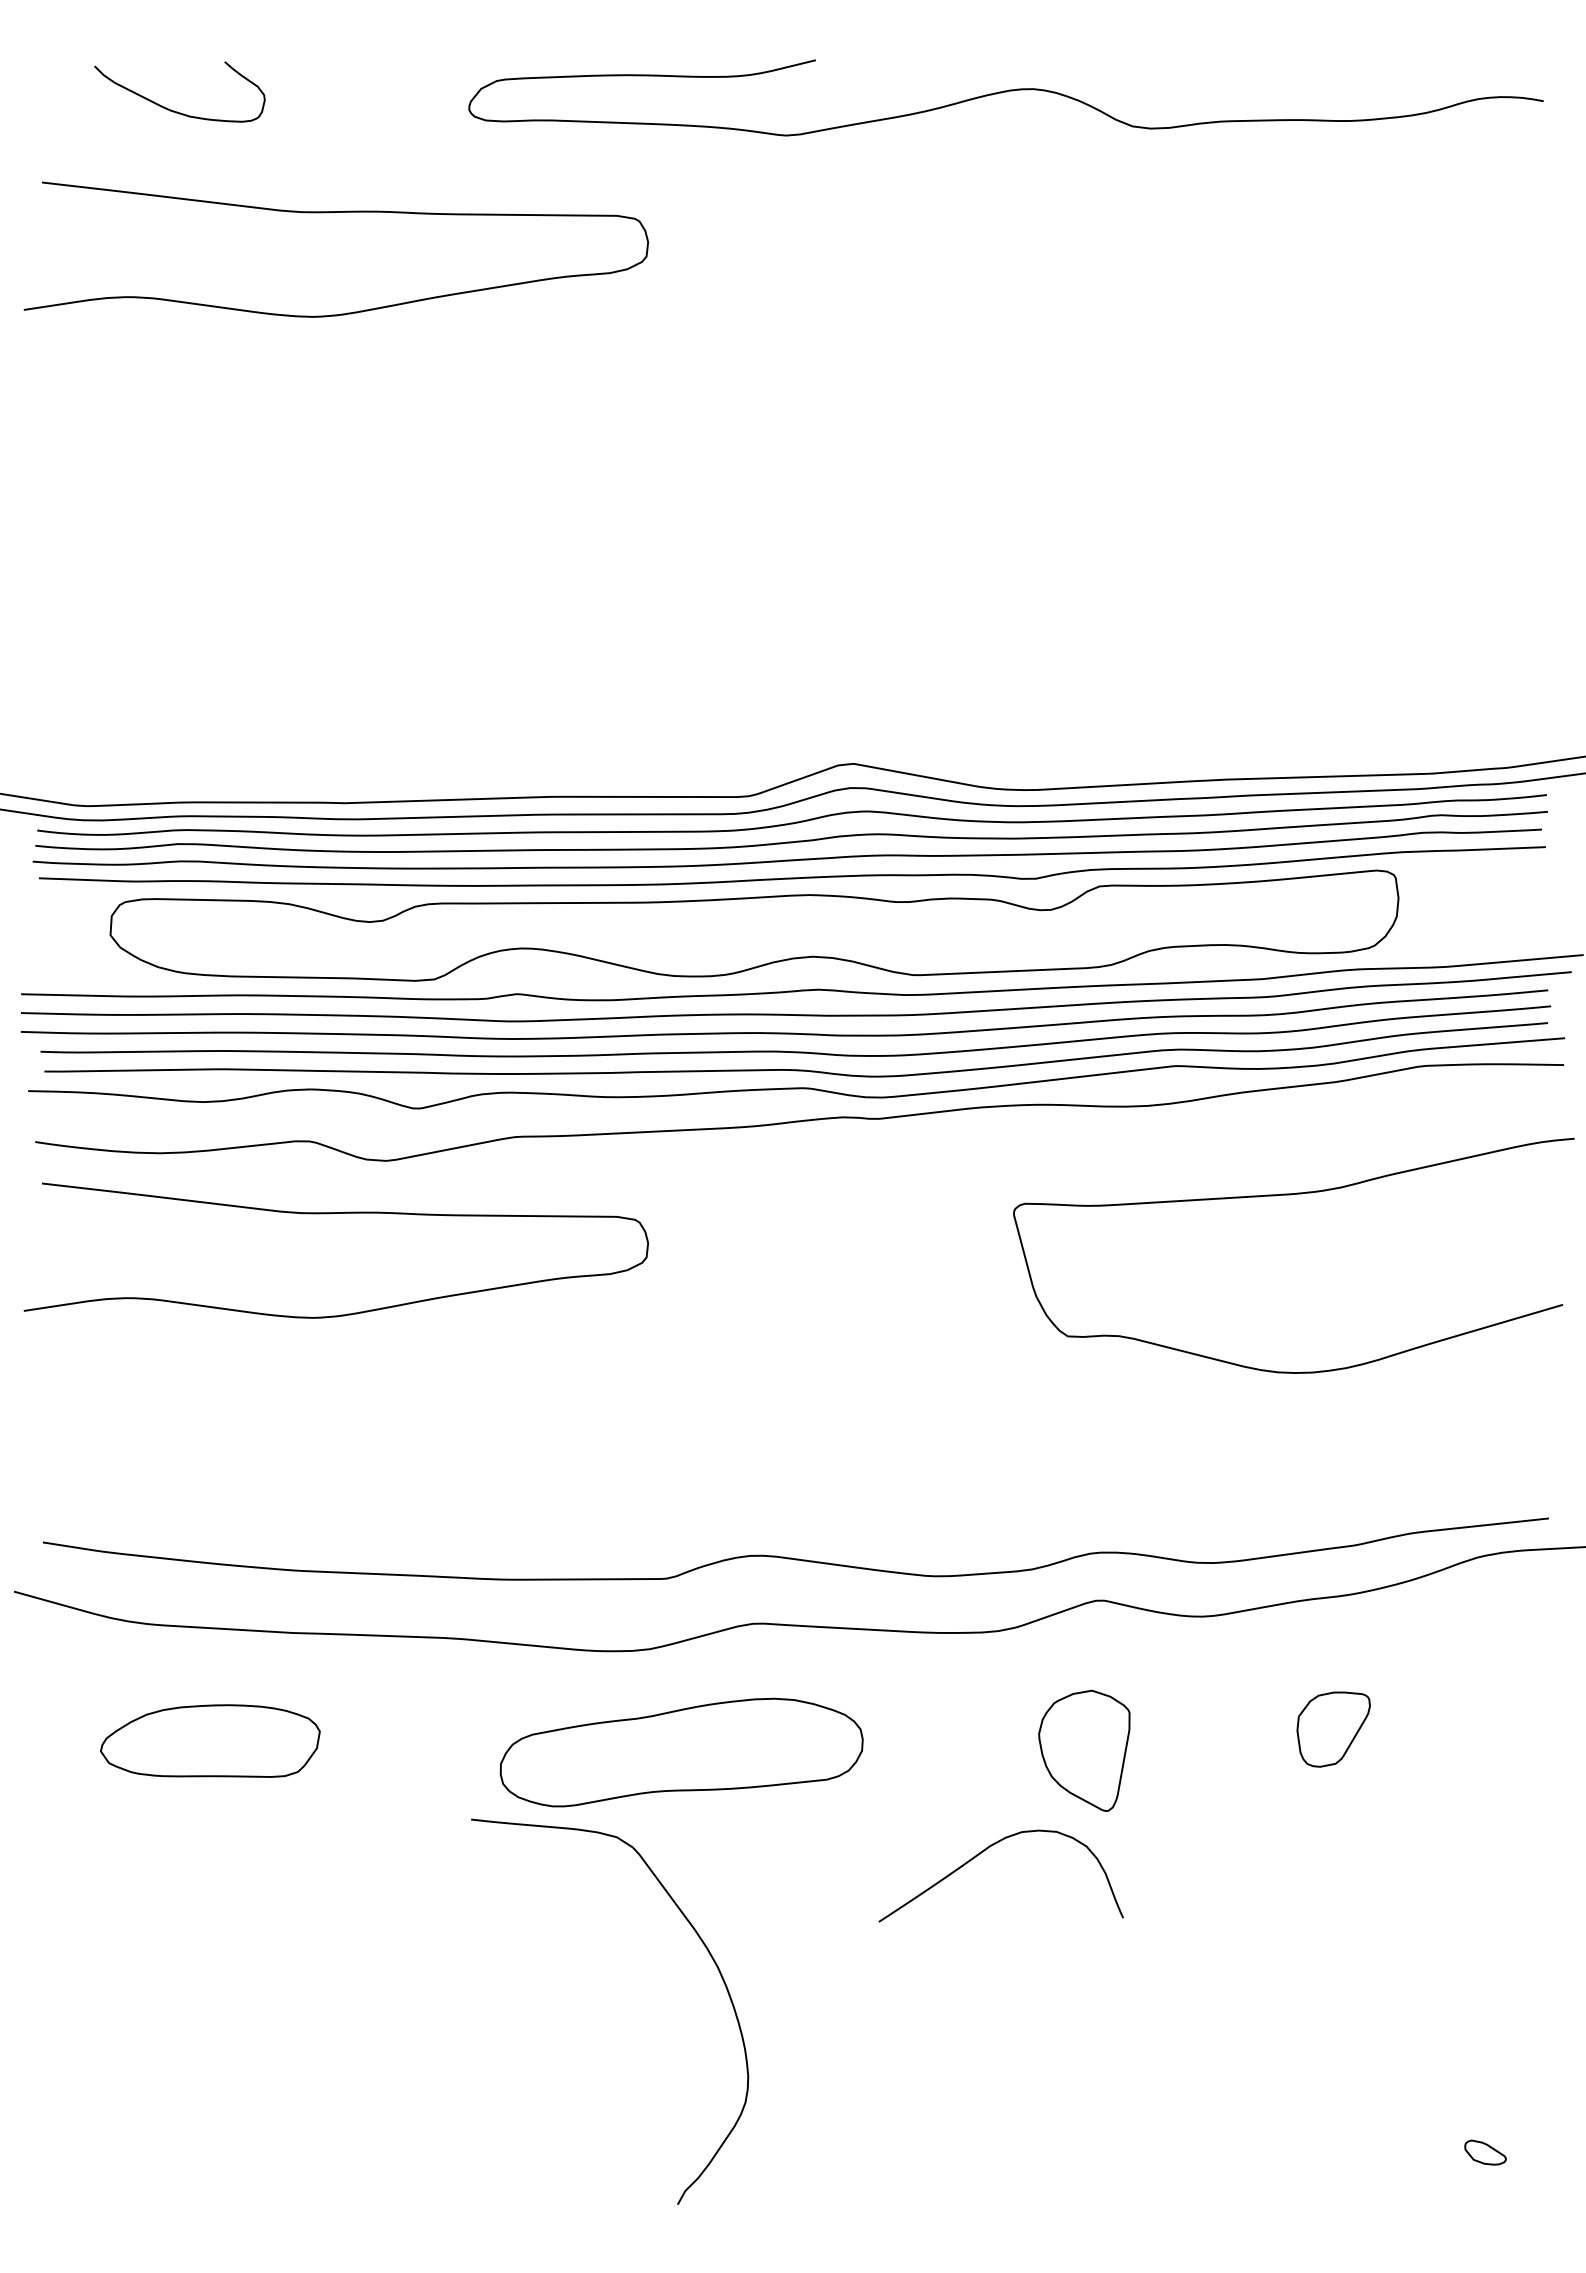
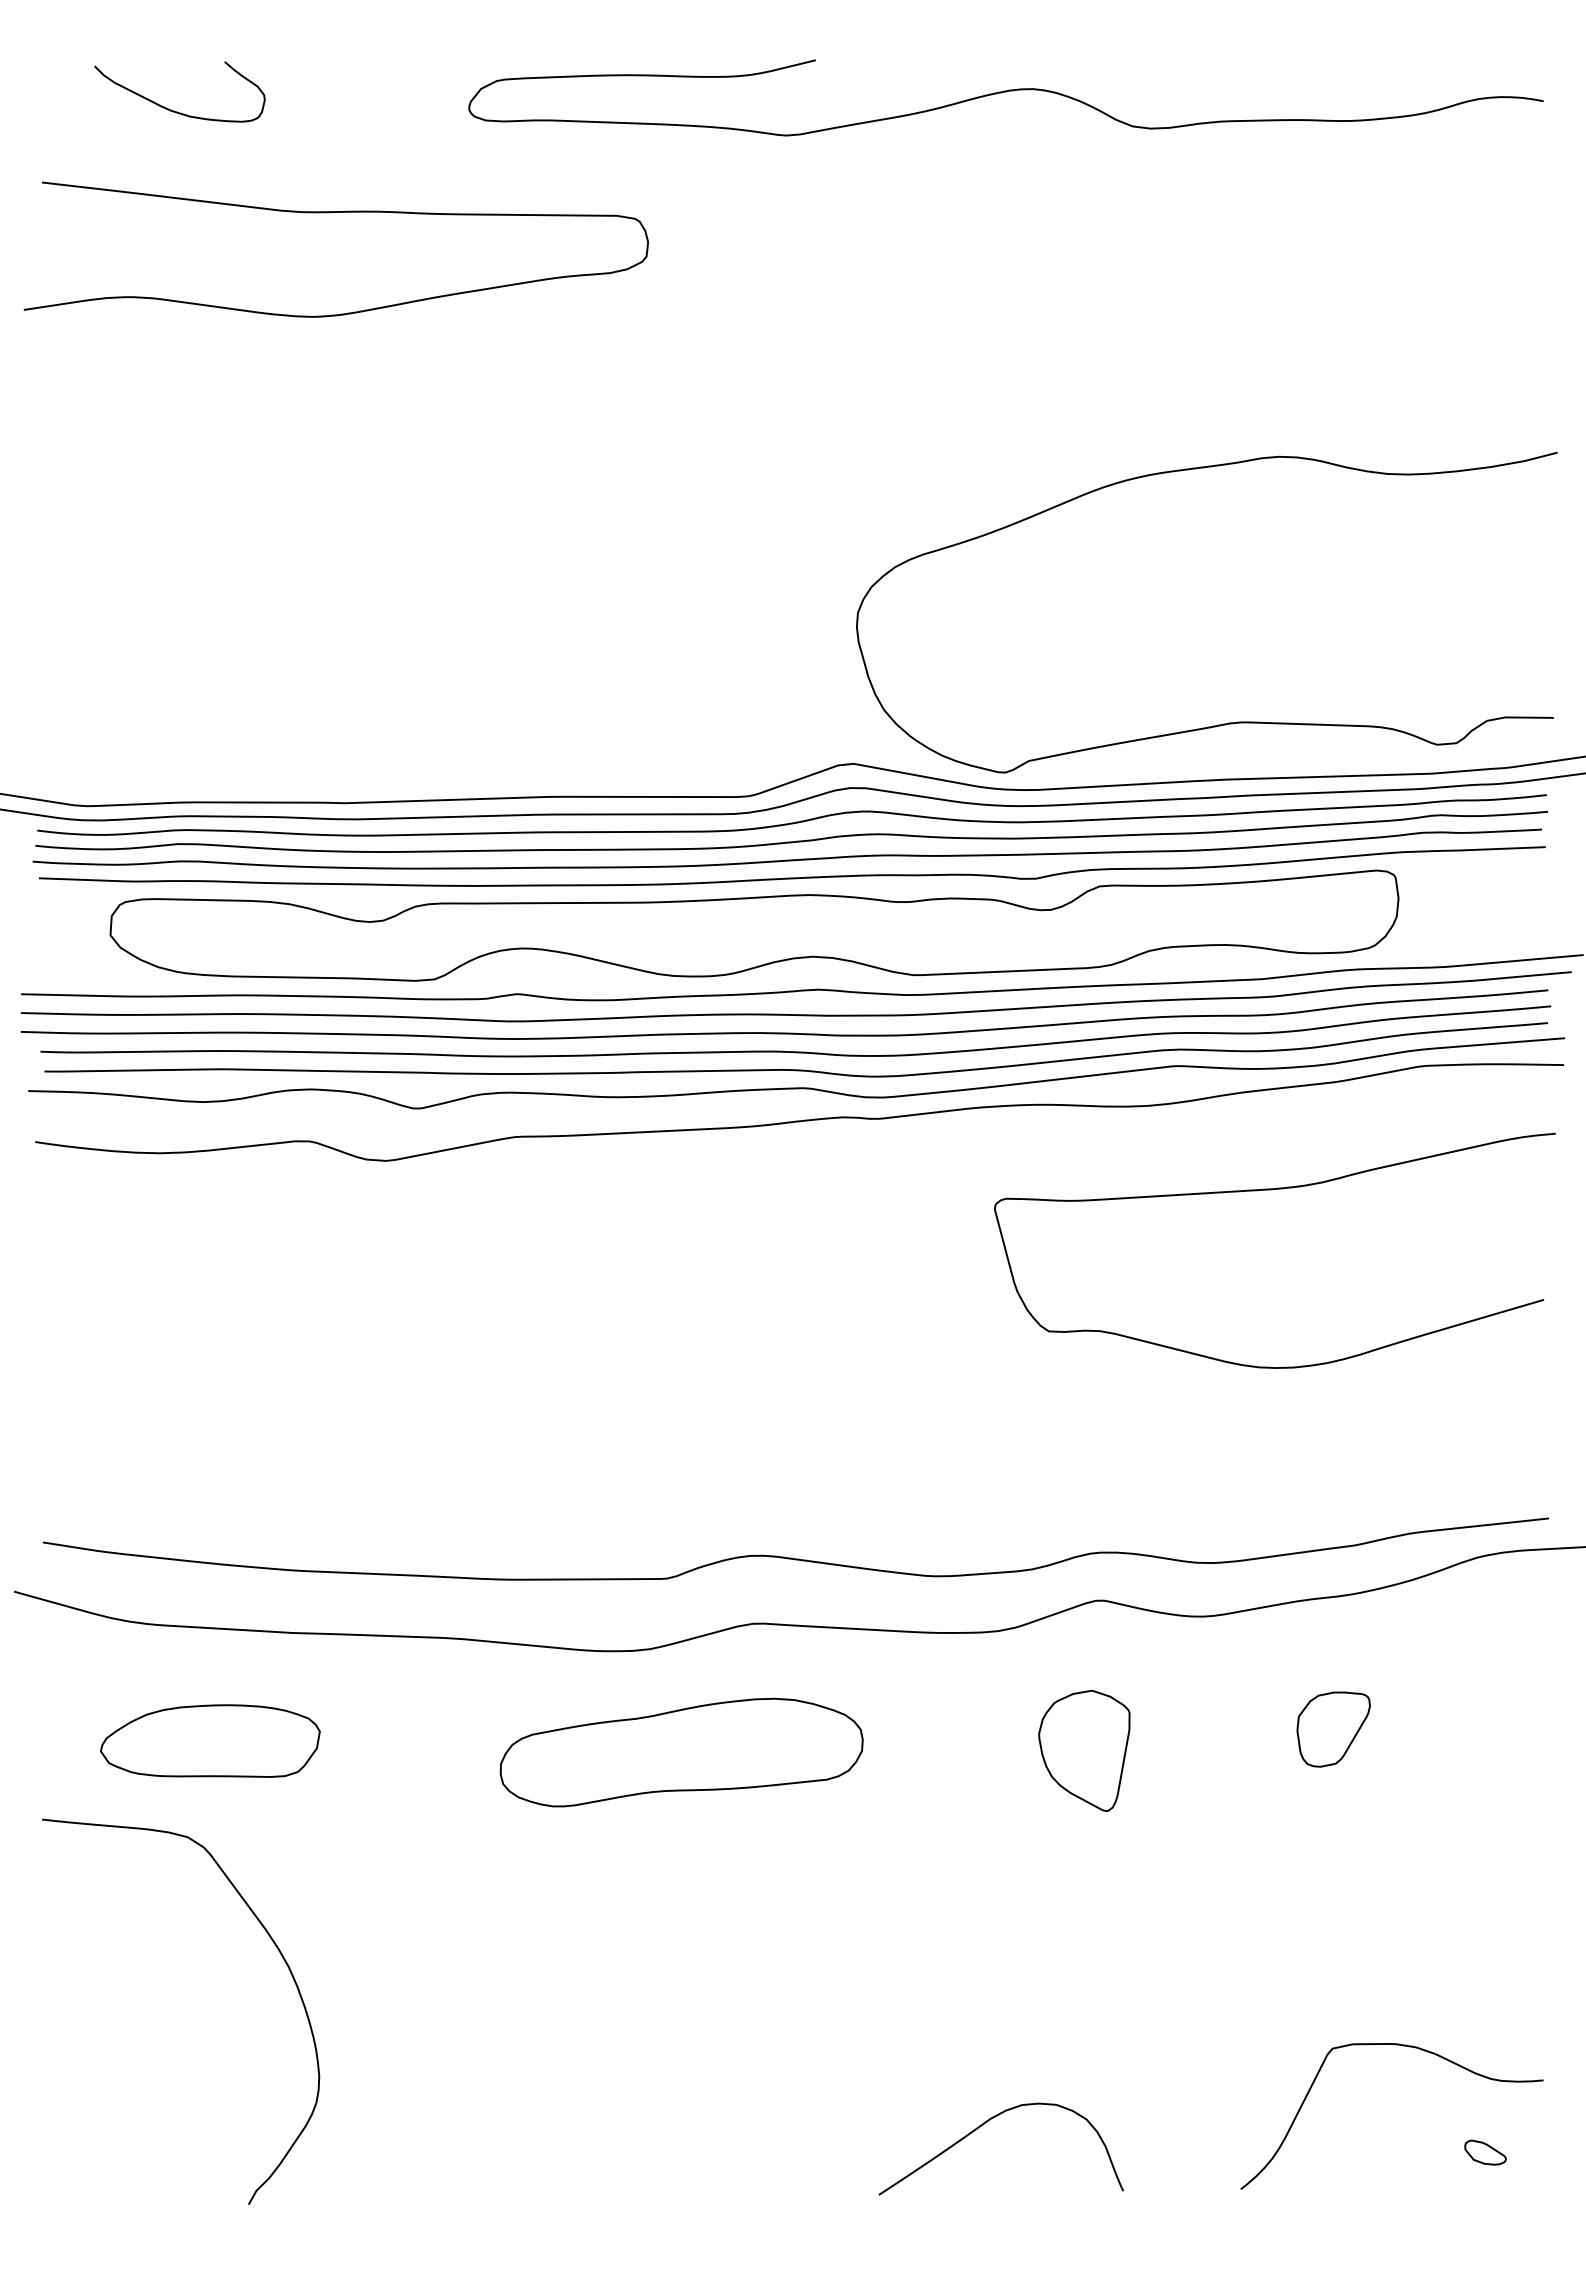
curve: none -> present (1228, 722)
curve position: (1291, 1195) -> (1272, 1190) (1272, 1190)
curve: present -> none (328, 1214)
curve position: (983, 1852) -> (983, 2125) (983, 2125)
curve position: (707, 1951) -> (278, 1951) (278, 1951)
curve: none -> present (1402, 2046)
